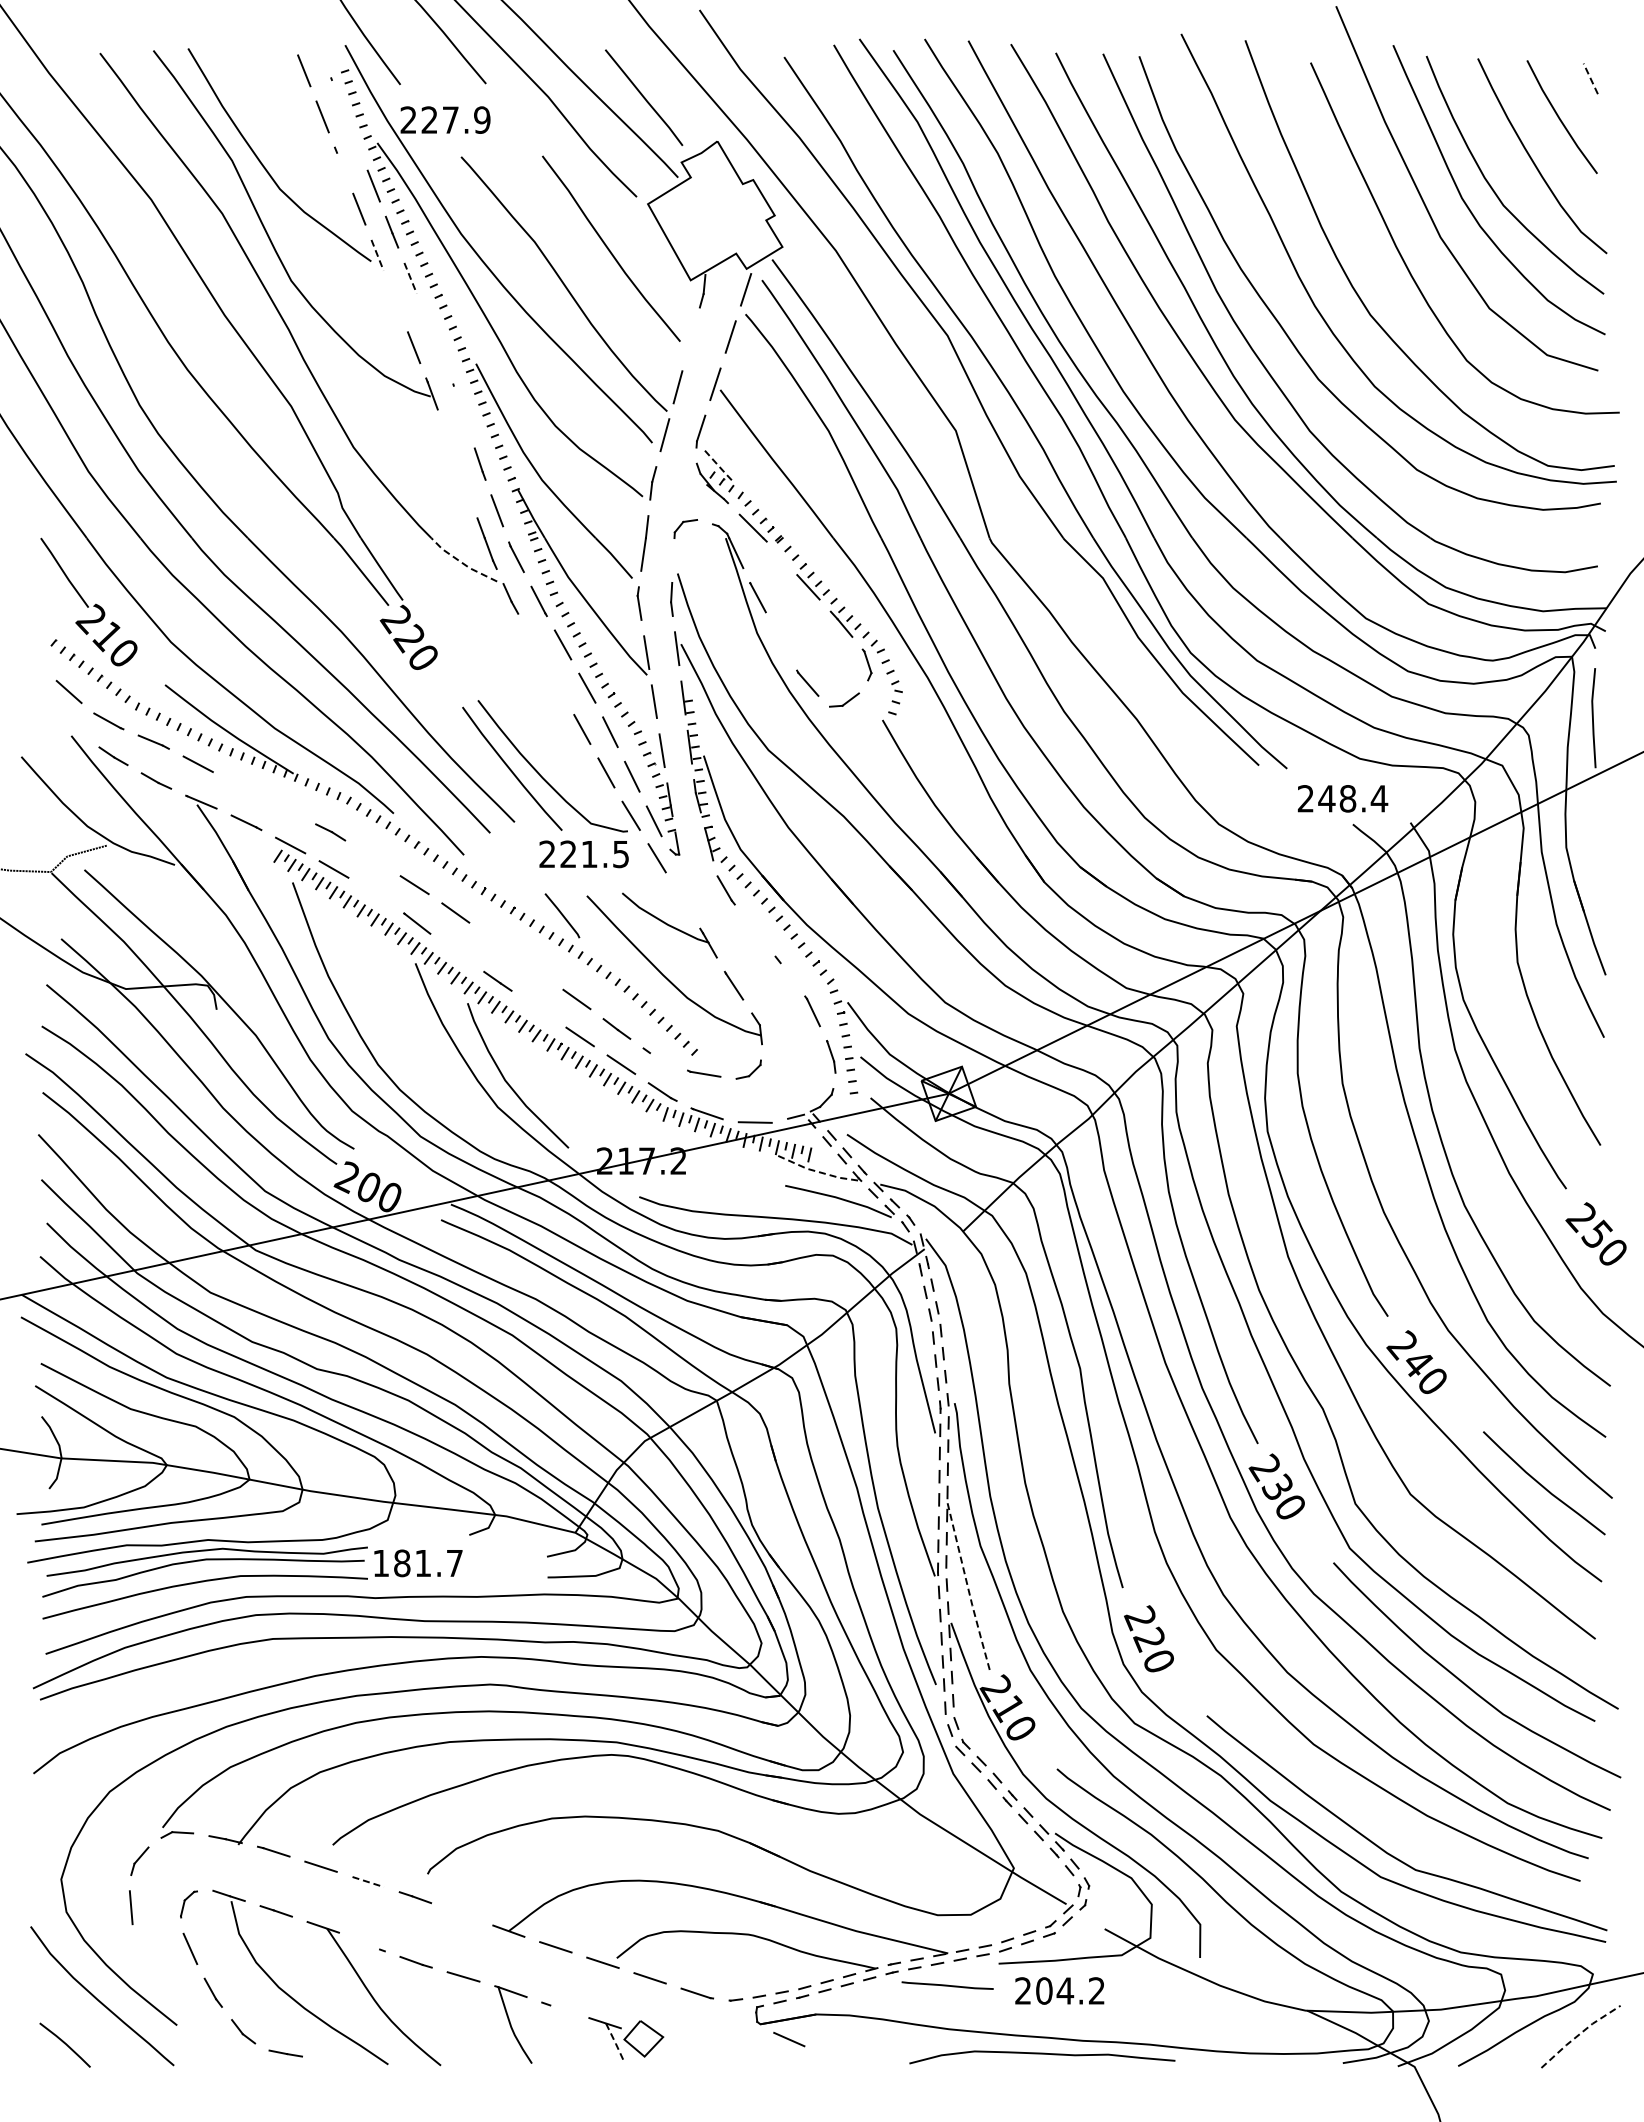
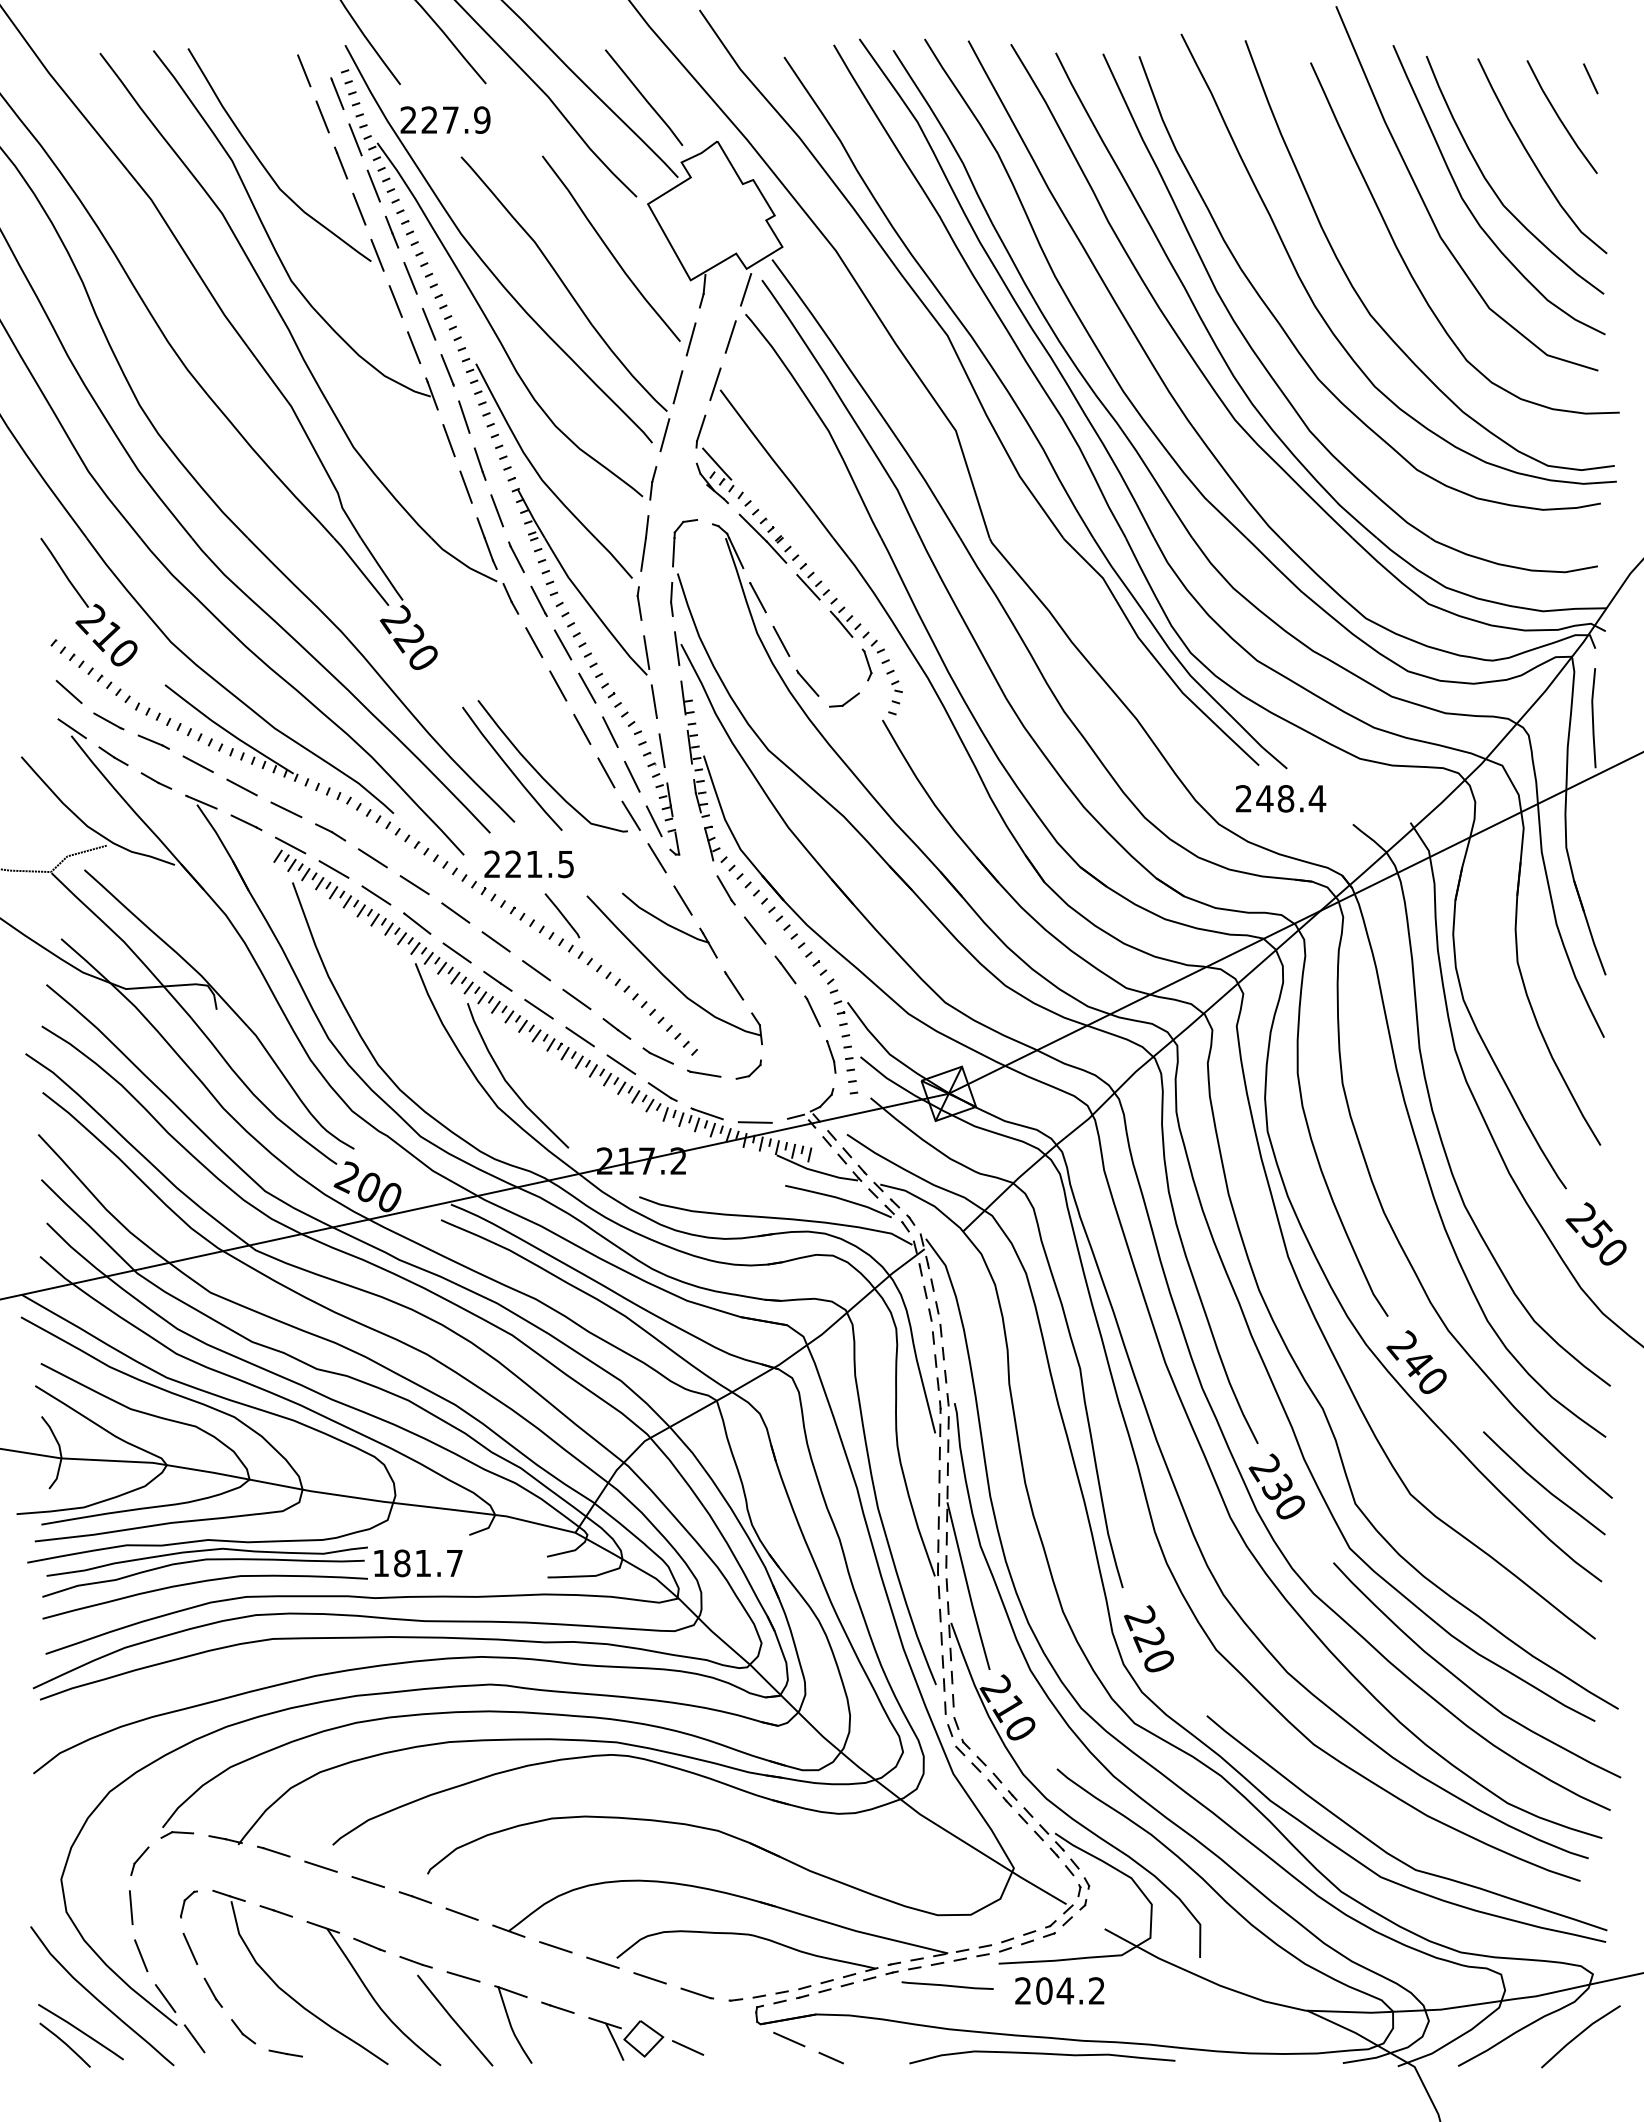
line: dashed -> solid (1590, 78)
line: none -> present (337, 94)
line: none -> present (355, 139)
line: none -> present (342, 165)
line: dashed -> solid (377, 255)
line: dashed -> solid (410, 278)
line: none -> present (395, 301)
line: none -> present (428, 323)
line: none -> present (690, 339)
line: none -> present (447, 369)
line: none -> present (464, 416)
line: none -> present (448, 440)
line: dashed -> solid (717, 464)
line: none -> present (465, 486)
line: none -> present (776, 551)
line: none -> present (673, 552)
line: dashed -> solid (461, 562)
line: none -> present (781, 641)
line: none -> present (534, 642)
line: none -> present (558, 685)
line: none -> present (71, 728)
line: none -> present (241, 787)
text position: (1342, 798) -> (1280, 798) (1280, 798)
line: none -> present (286, 809)
text position: (583, 854) -> (528, 864) (528, 864)
line: none -> present (372, 858)
line: none -> present (376, 895)
line: none -> present (682, 900)
line: none -> present (755, 930)
line: none -> present (495, 941)
line: none -> present (456, 952)
line: none -> present (536, 970)
line: none -> present (787, 973)
line: none -> present (538, 1008)
line: none -> present (661, 1058)
line: dashed -> solid (815, 1171)
line: dashed -> solid (967, 1587)
line: dashed -> solid (368, 1882)
line: none -> present (461, 1913)
line: none -> present (367, 1943)
line: none -> present (141, 1955)
line: none -> present (165, 1998)
line: none -> present (561, 2008)
line: none -> present (455, 2020)
line: none -> present (80, 2031)
line: dashed -> solid (1579, 2034)
line: none -> present (194, 2038)
line: dashed -> solid (615, 2042)
line: none -> present (688, 2047)
line: none -> present (830, 2057)
